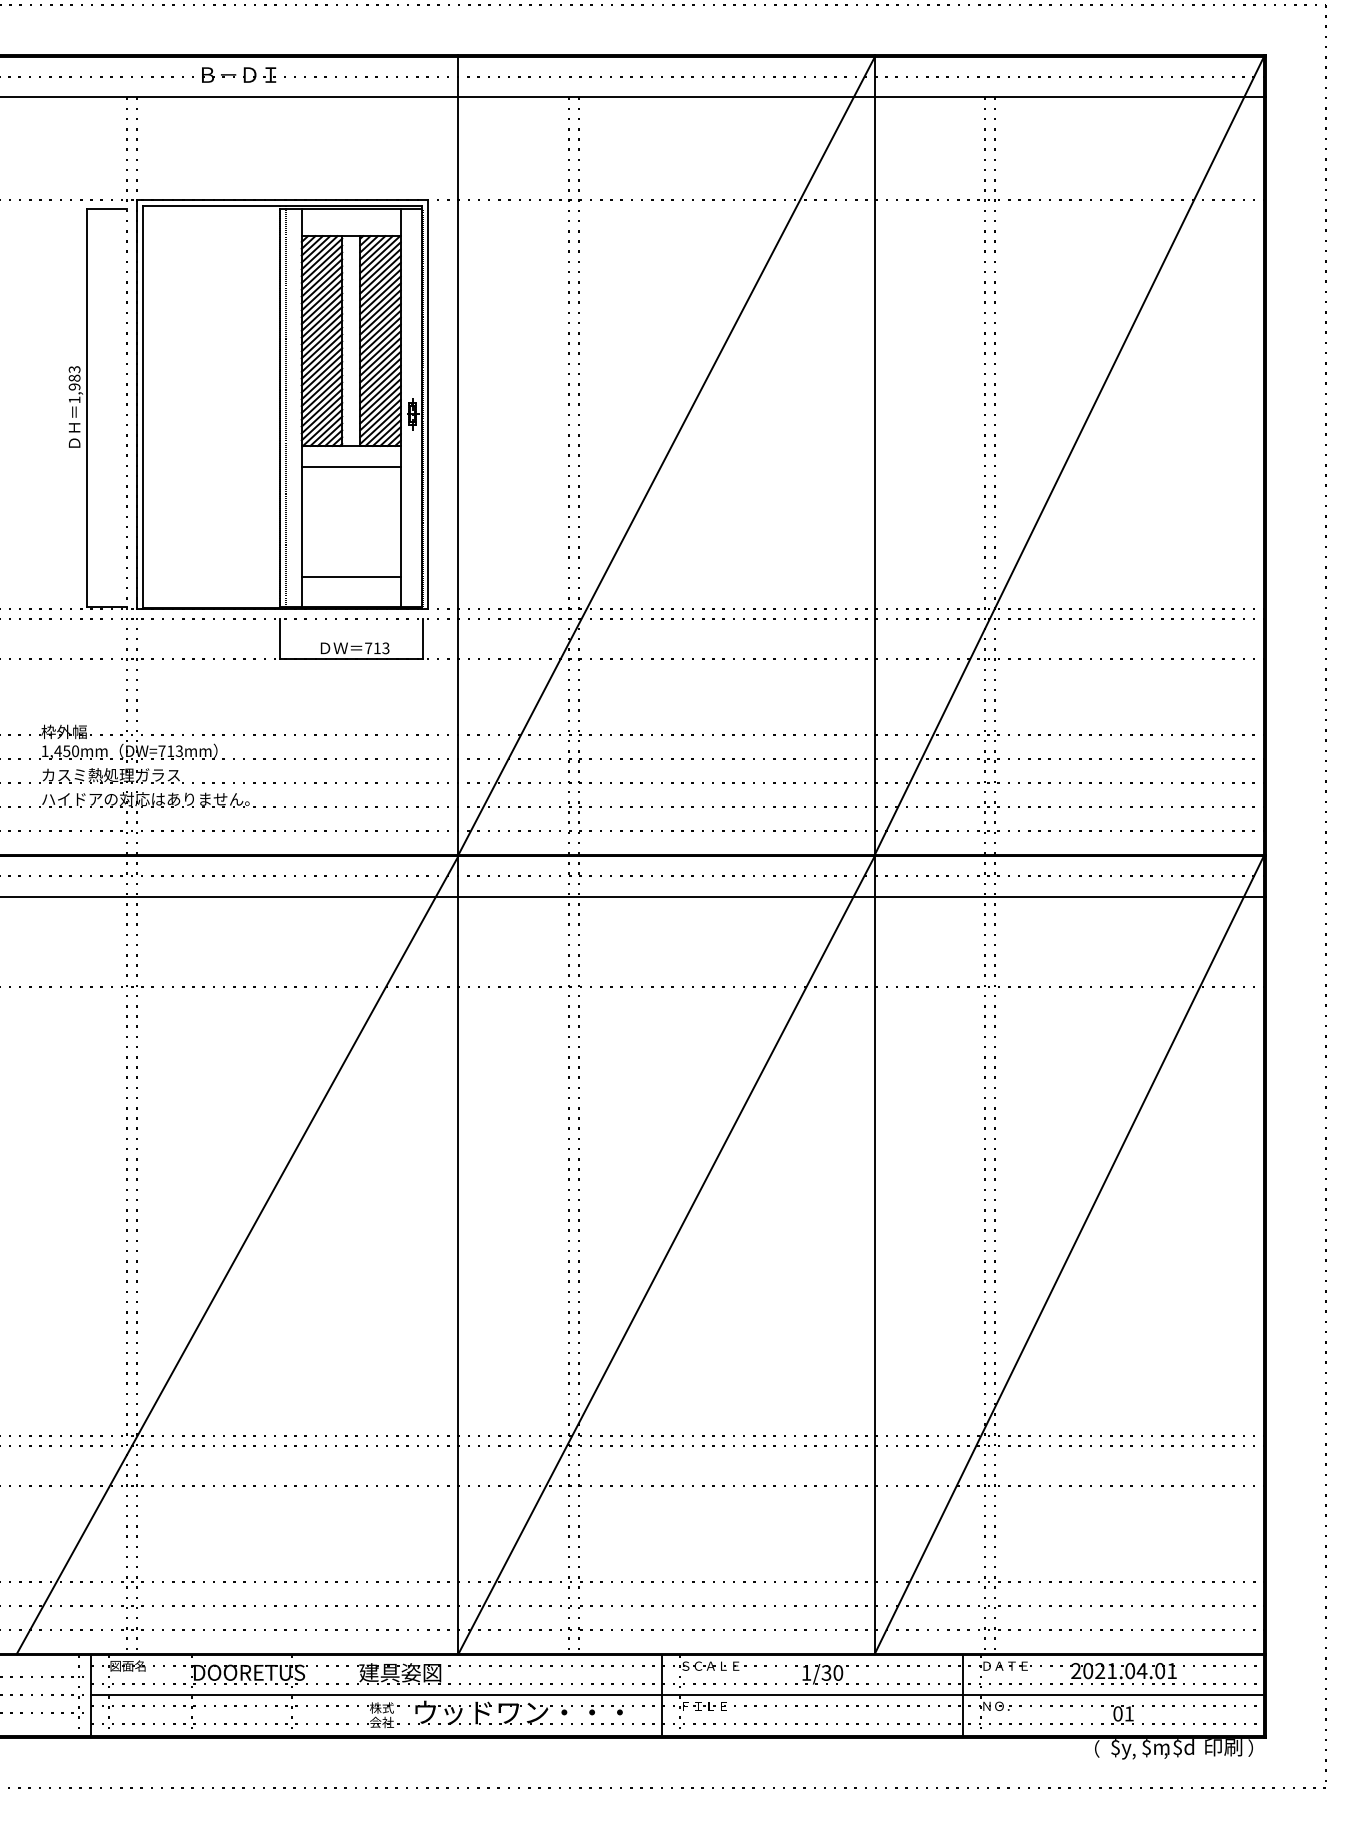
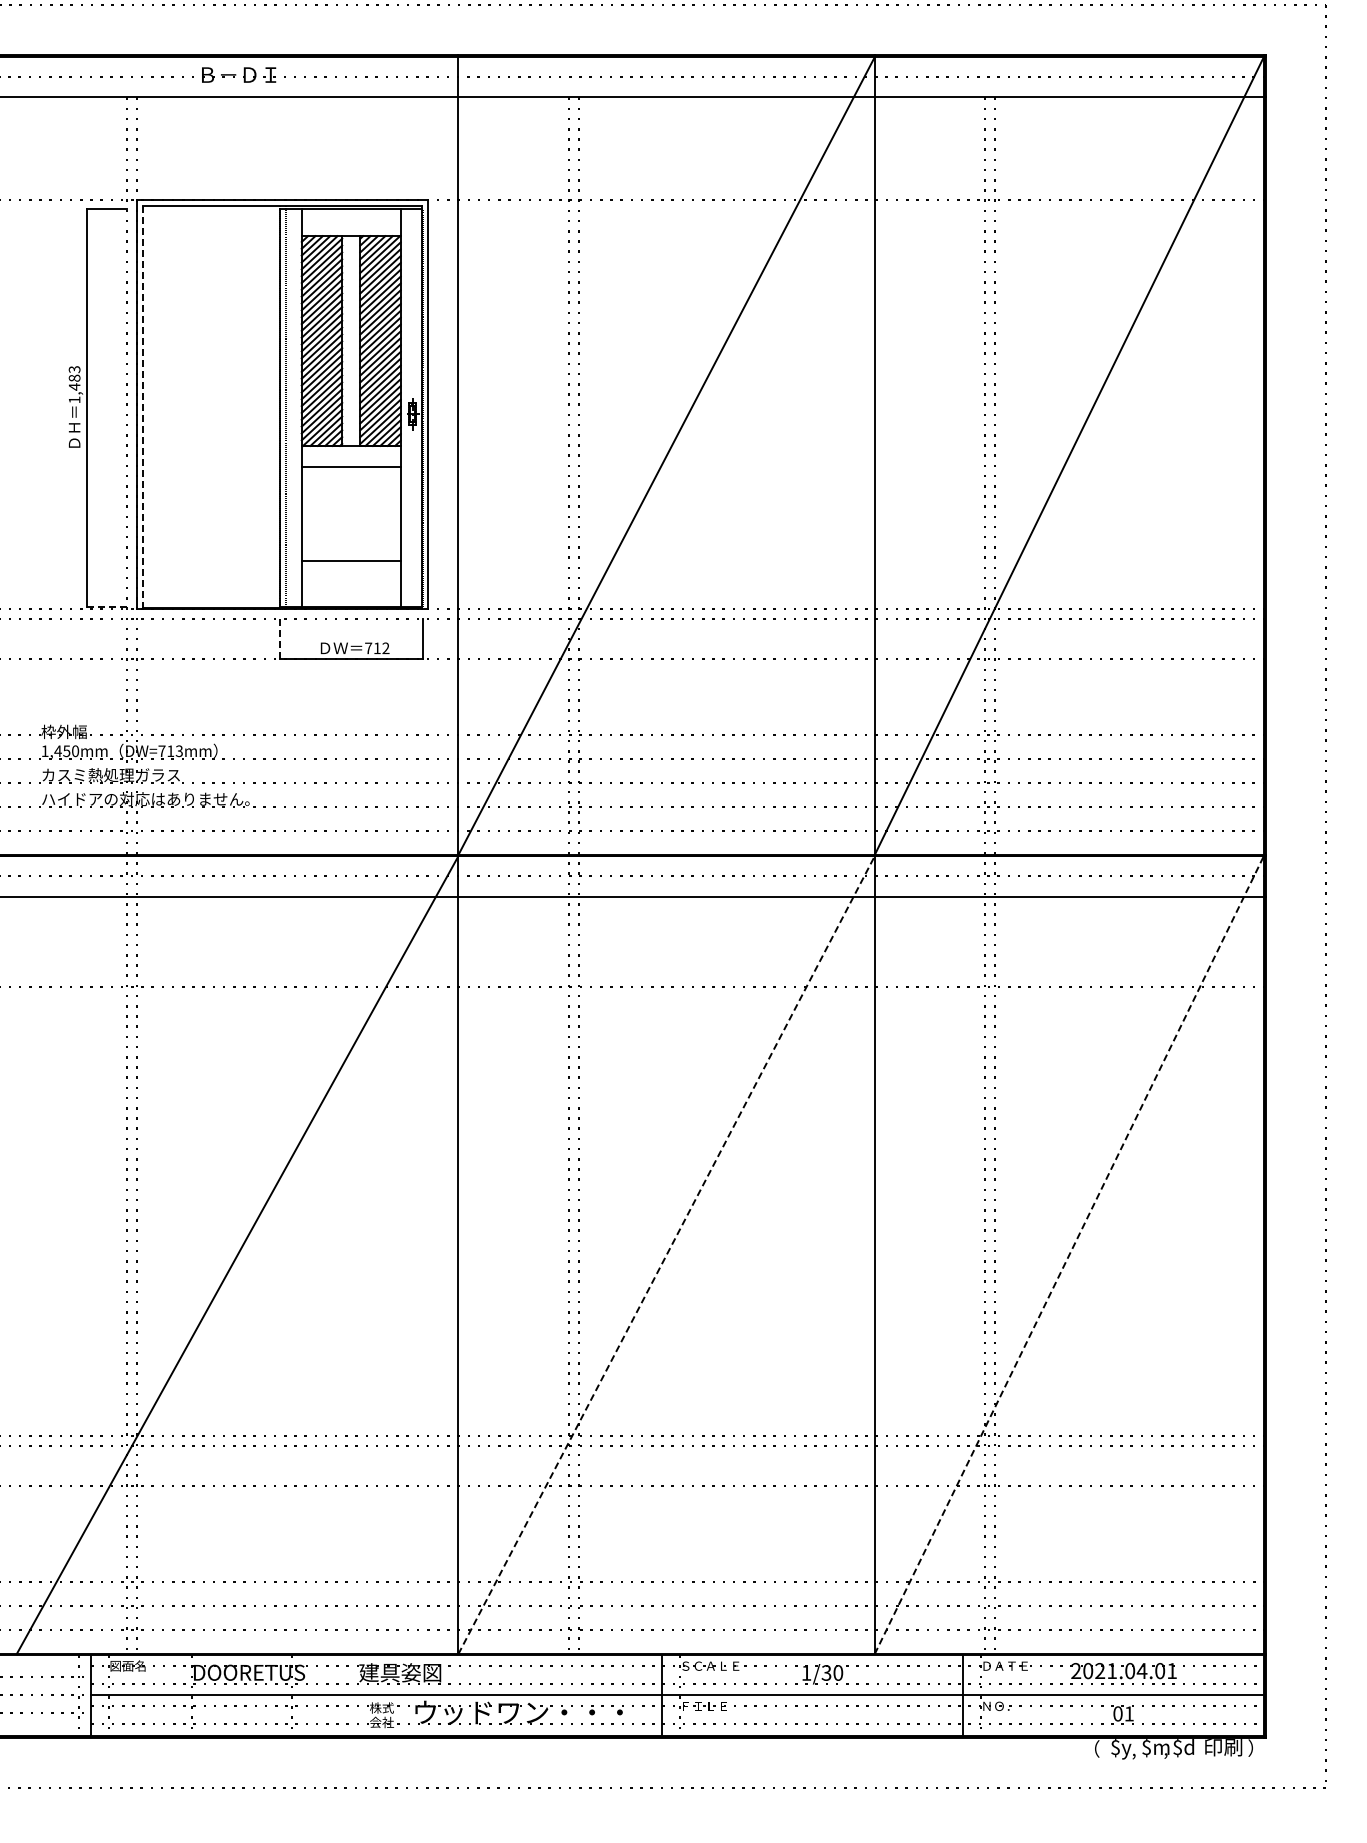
text: 1,983 -> 1,483 (74, 386)
line: solid -> dashed (143, 406)
line position: (350, 577) -> (350, 561) (350, 561)
line: solid -> dashed (107, 607)
line: solid -> dashed (279, 638)
text: 713 -> 712 (385, 648)
line: solid -> dashed (666, 1255)
line: solid -> dashed (1069, 1255)
